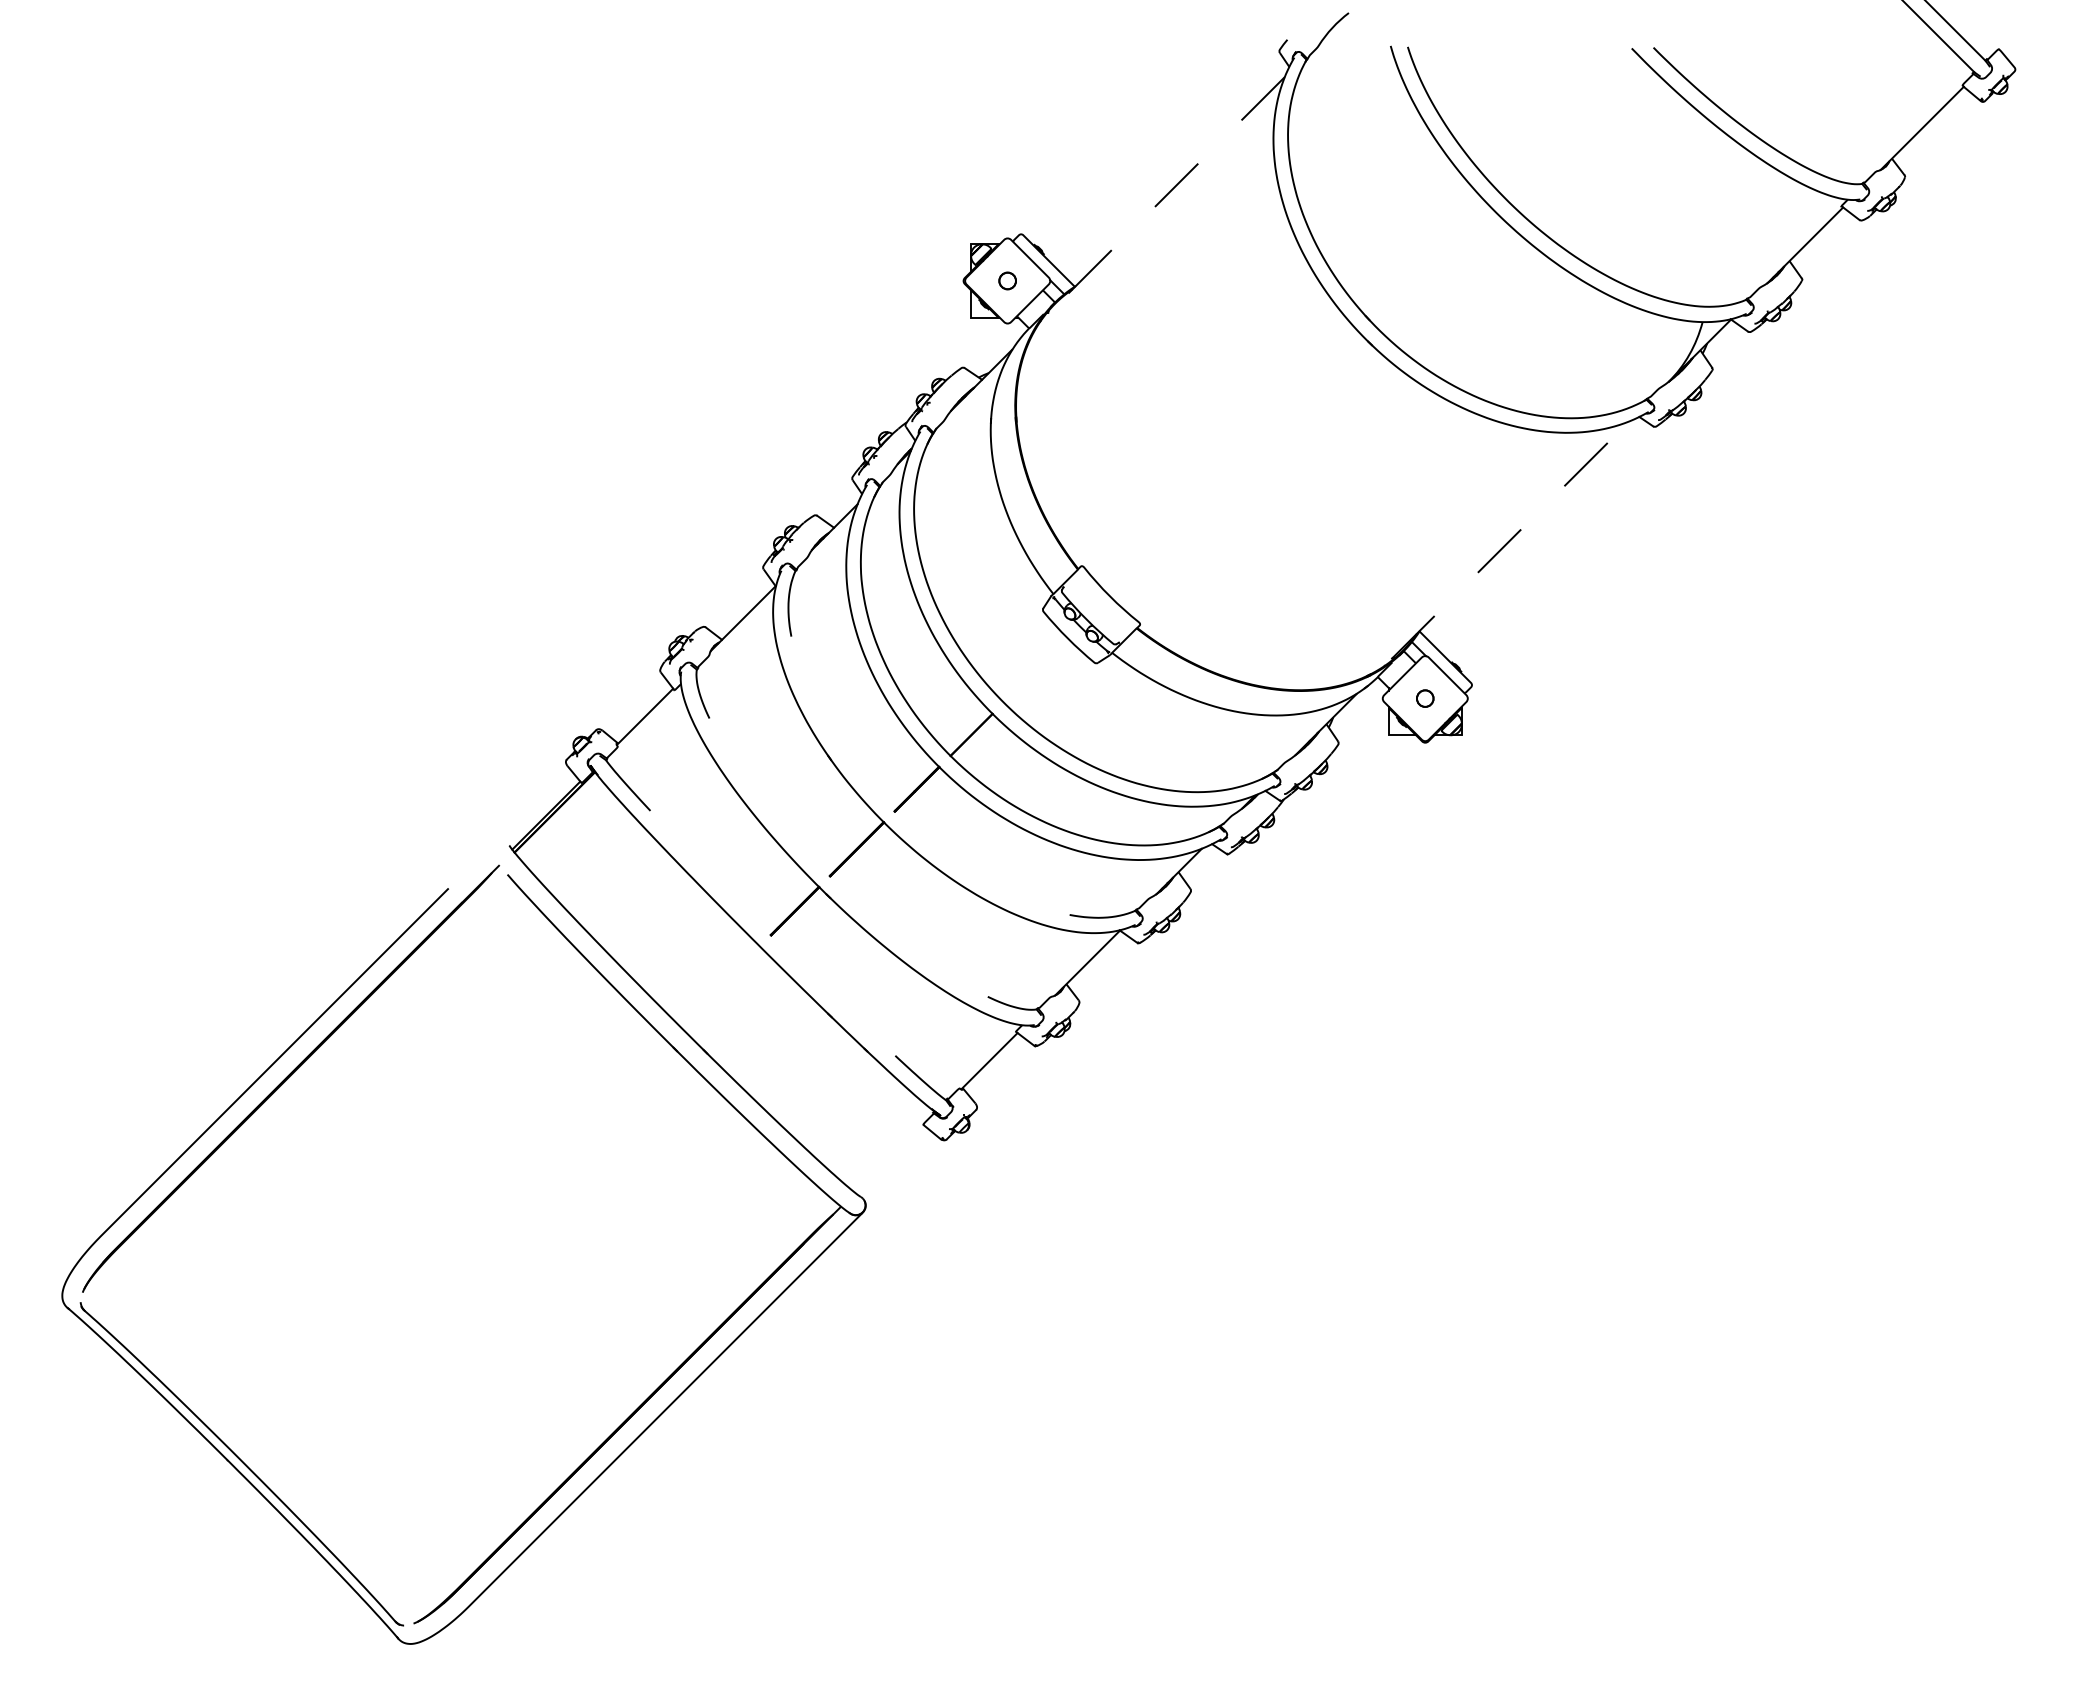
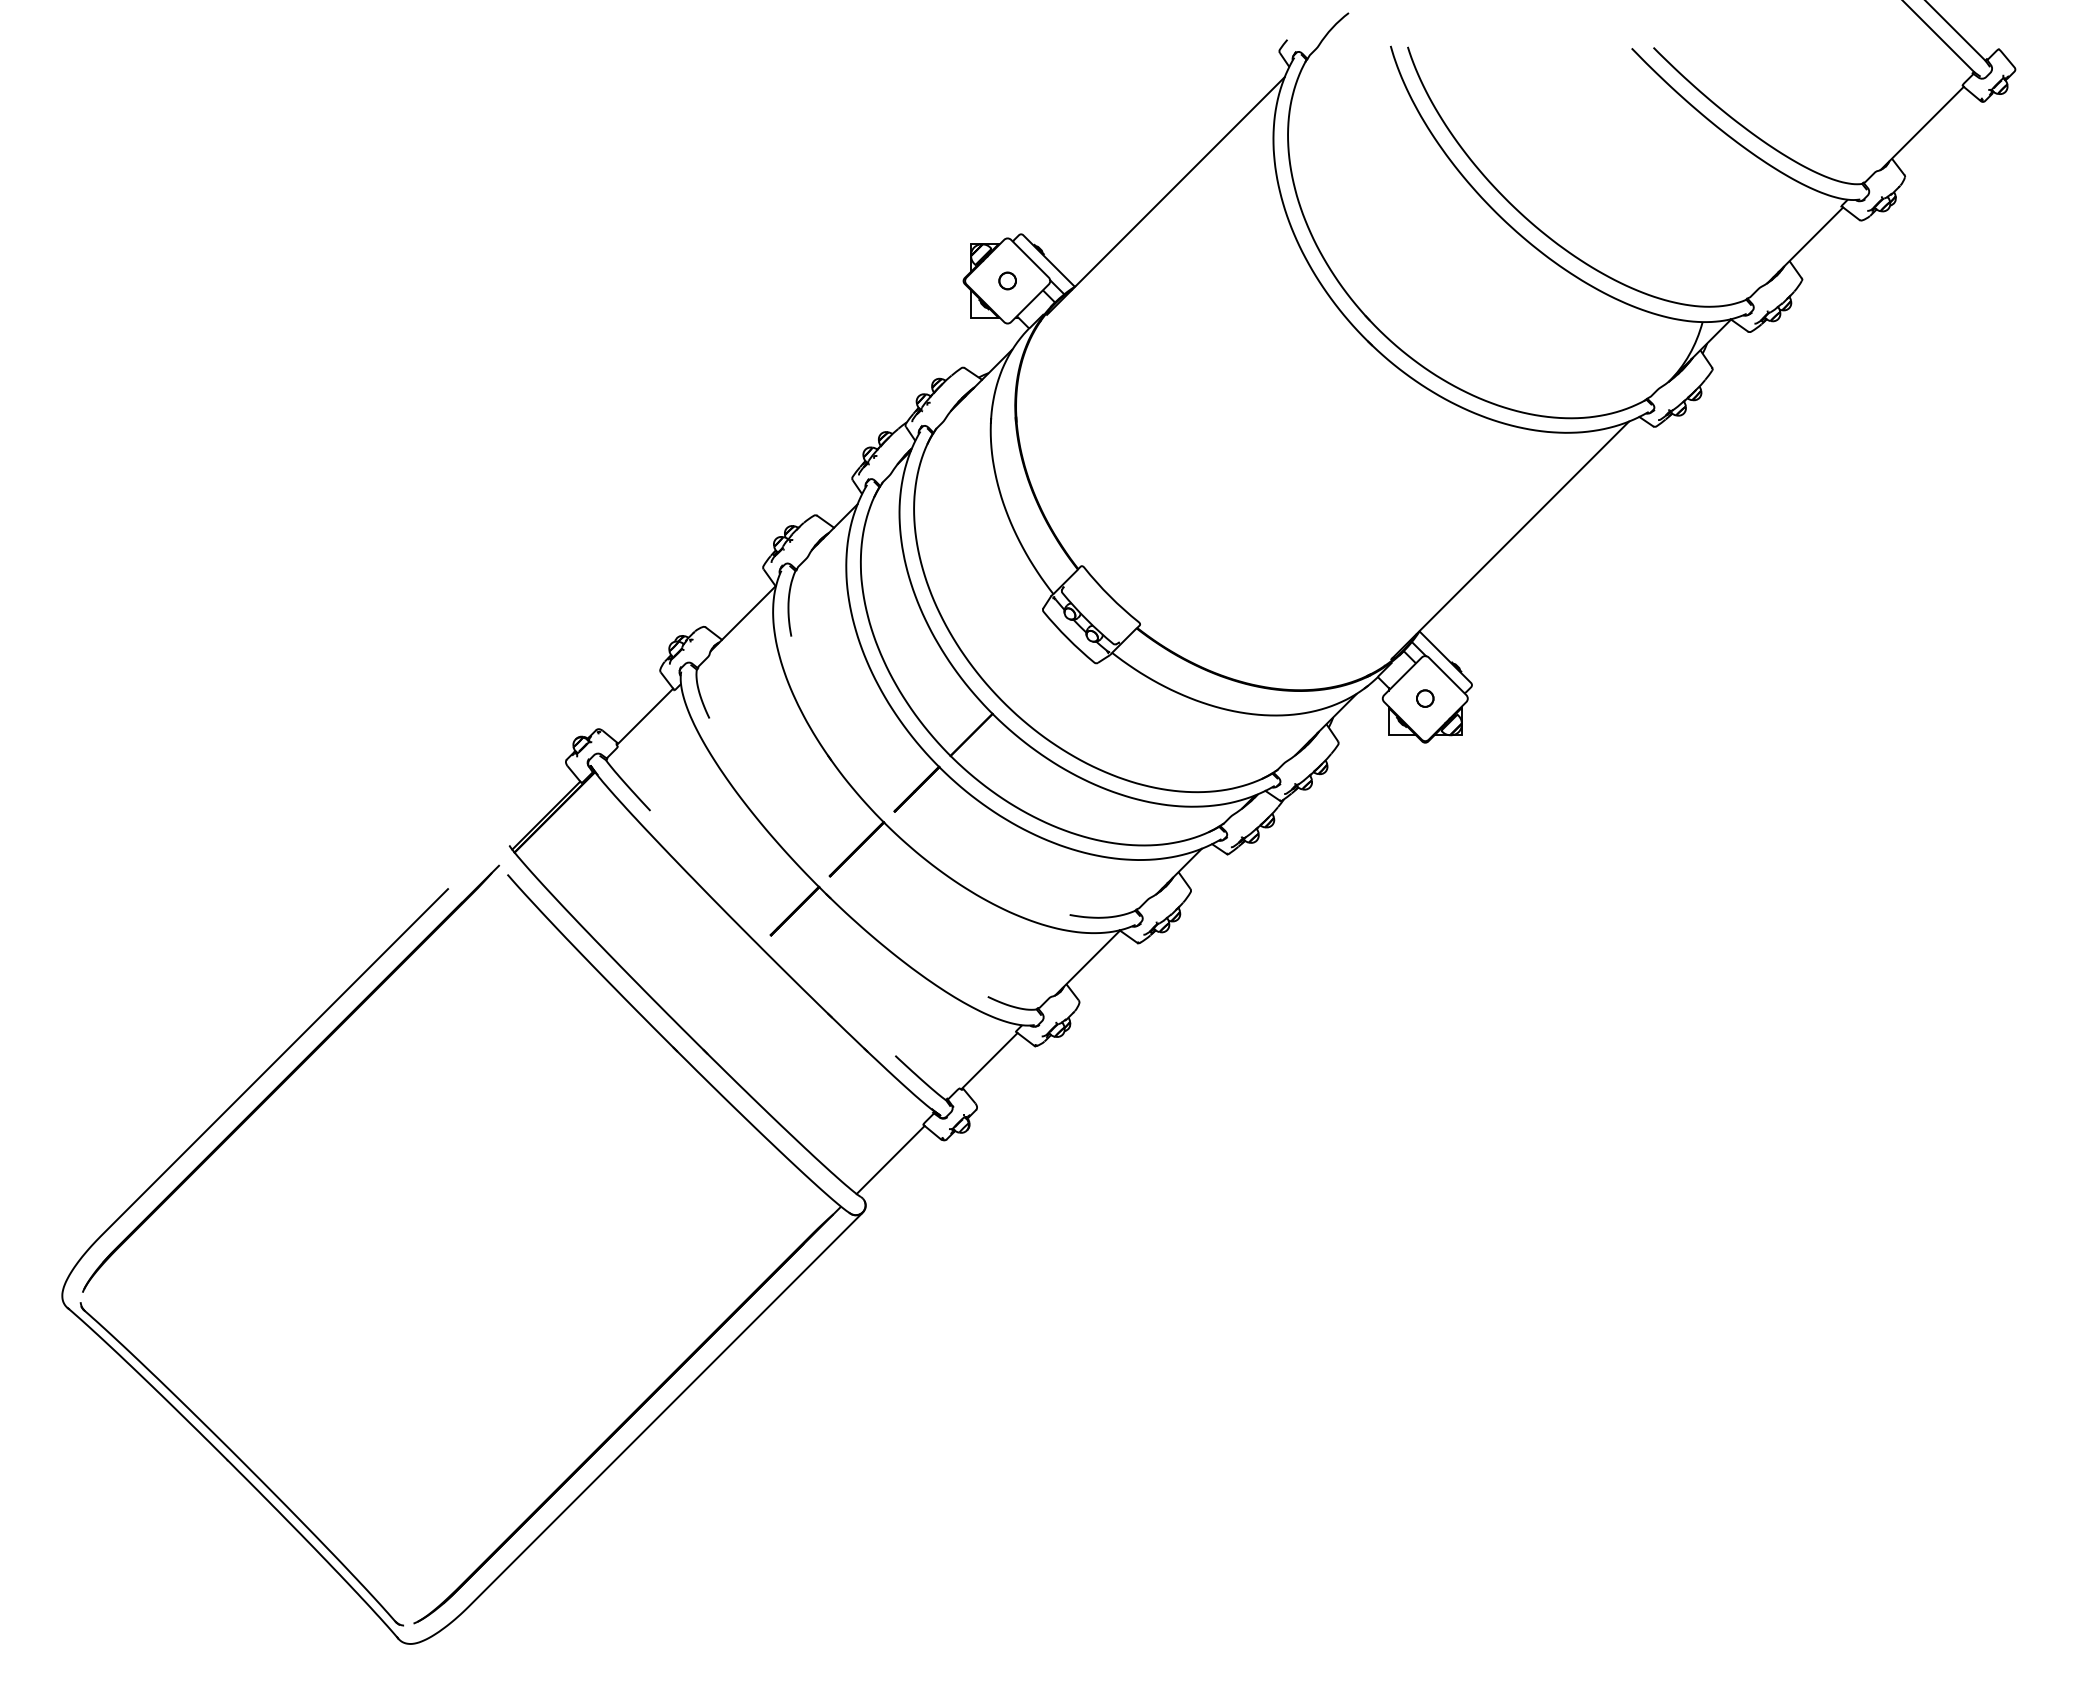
line: dashed -> solid (1165, 196)
line: dashed -> solid (1510, 540)
line: none -> present (890, 1159)
